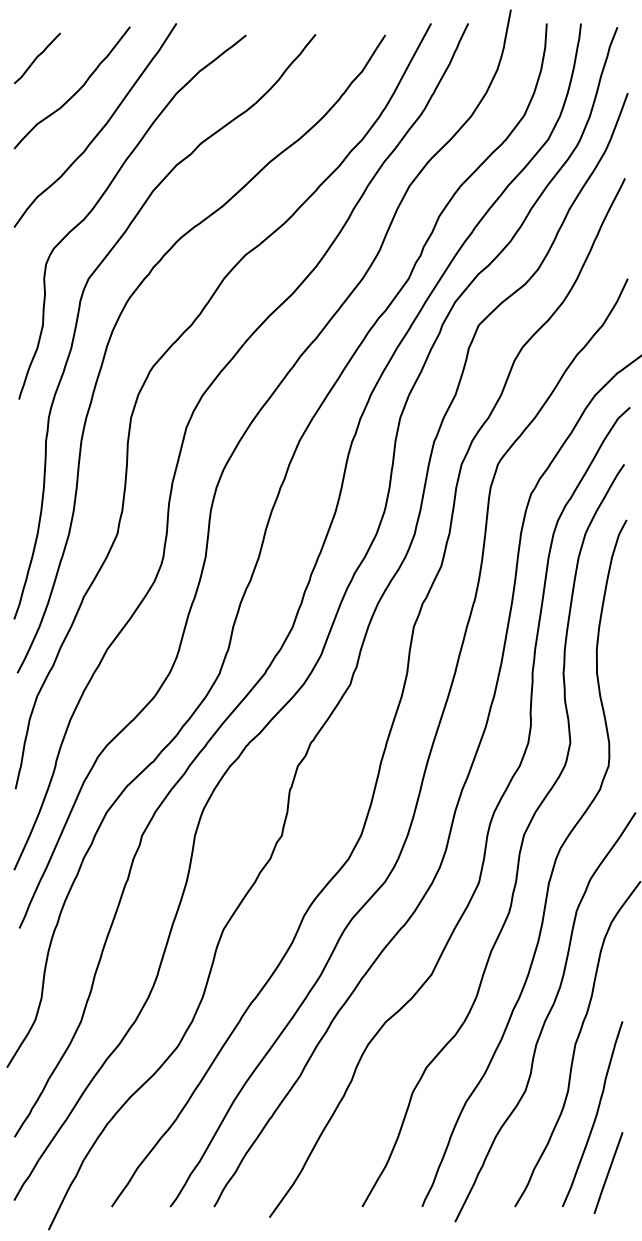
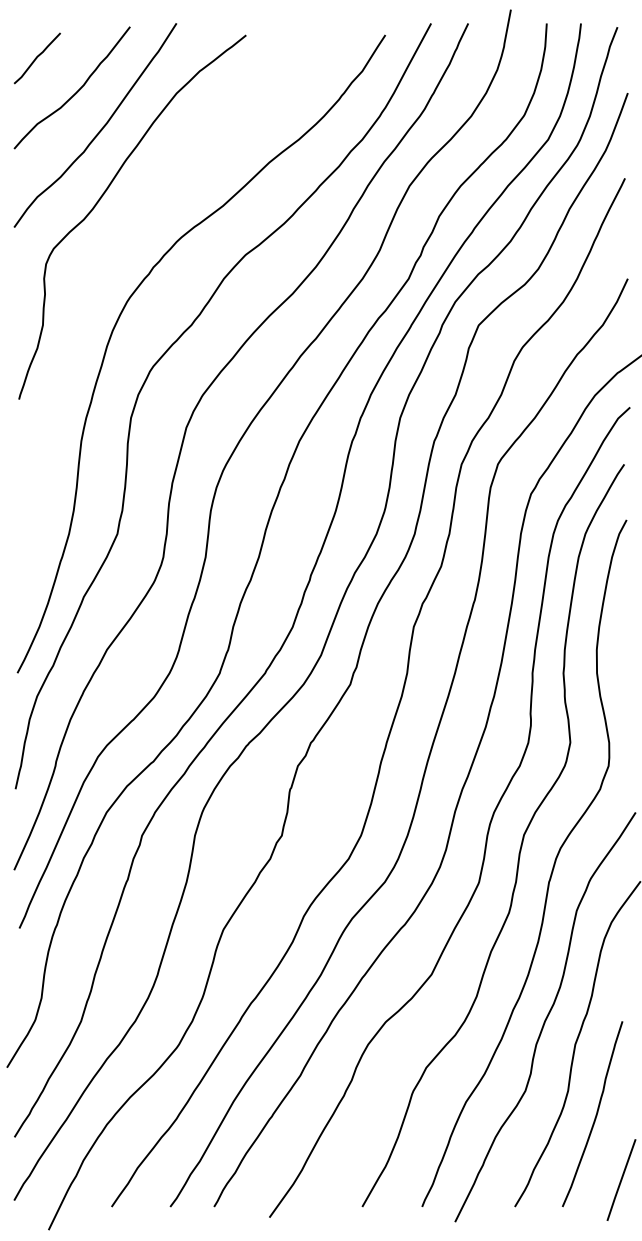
curve: present -> none (80, 308)
line position: (608, 1172) -> (621, 1179) (621, 1179)
